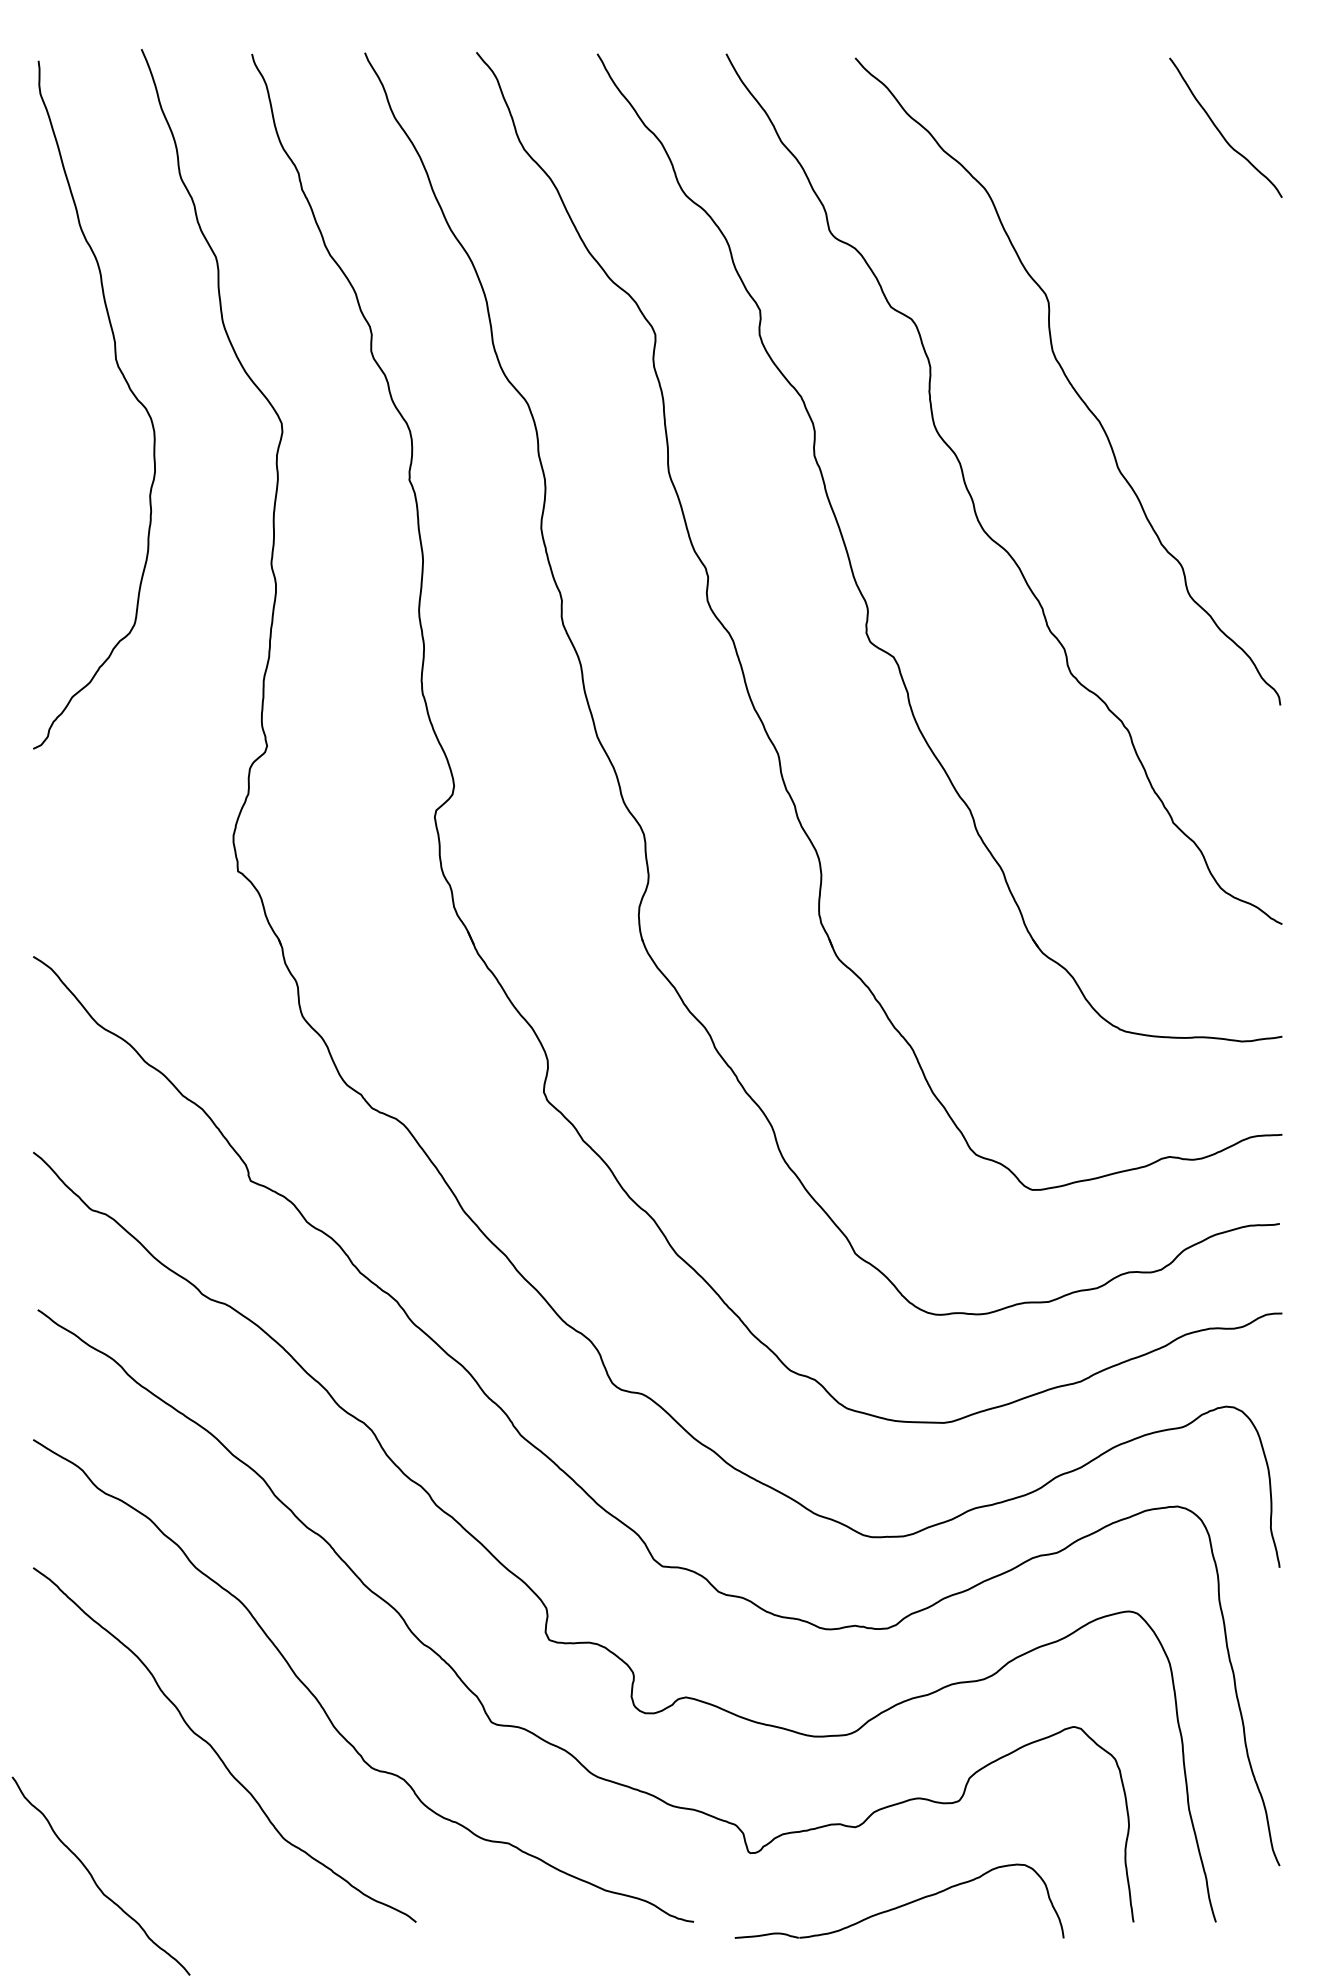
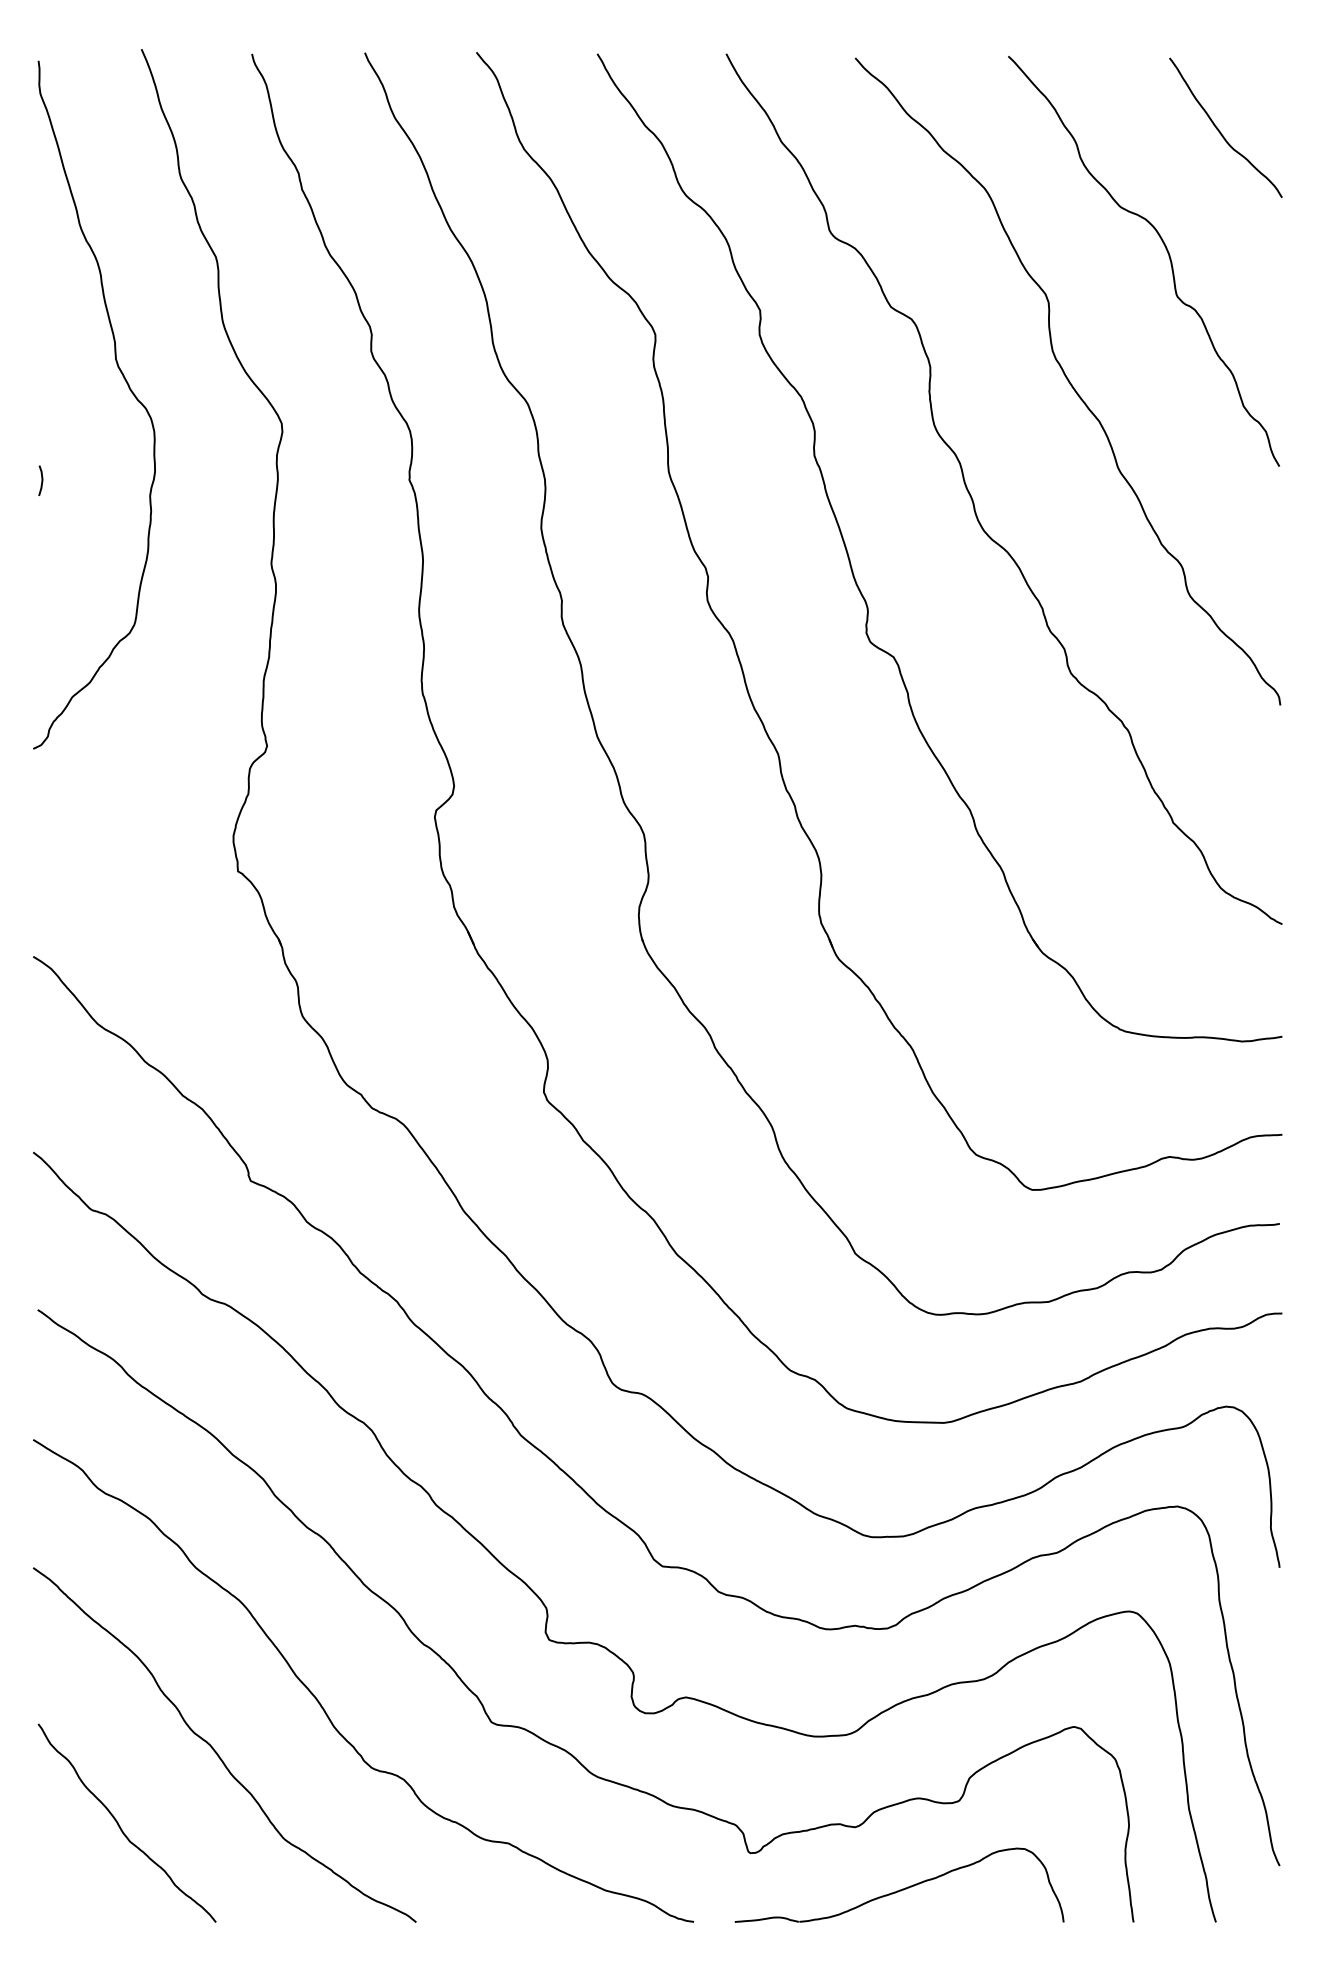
curve: none -> present (1166, 251)
line: none -> present (41, 480)
curve position: (95, 1880) -> (121, 1827) (121, 1827)
part position: (899, 1900) -> (899, 1884) (899, 1884)
